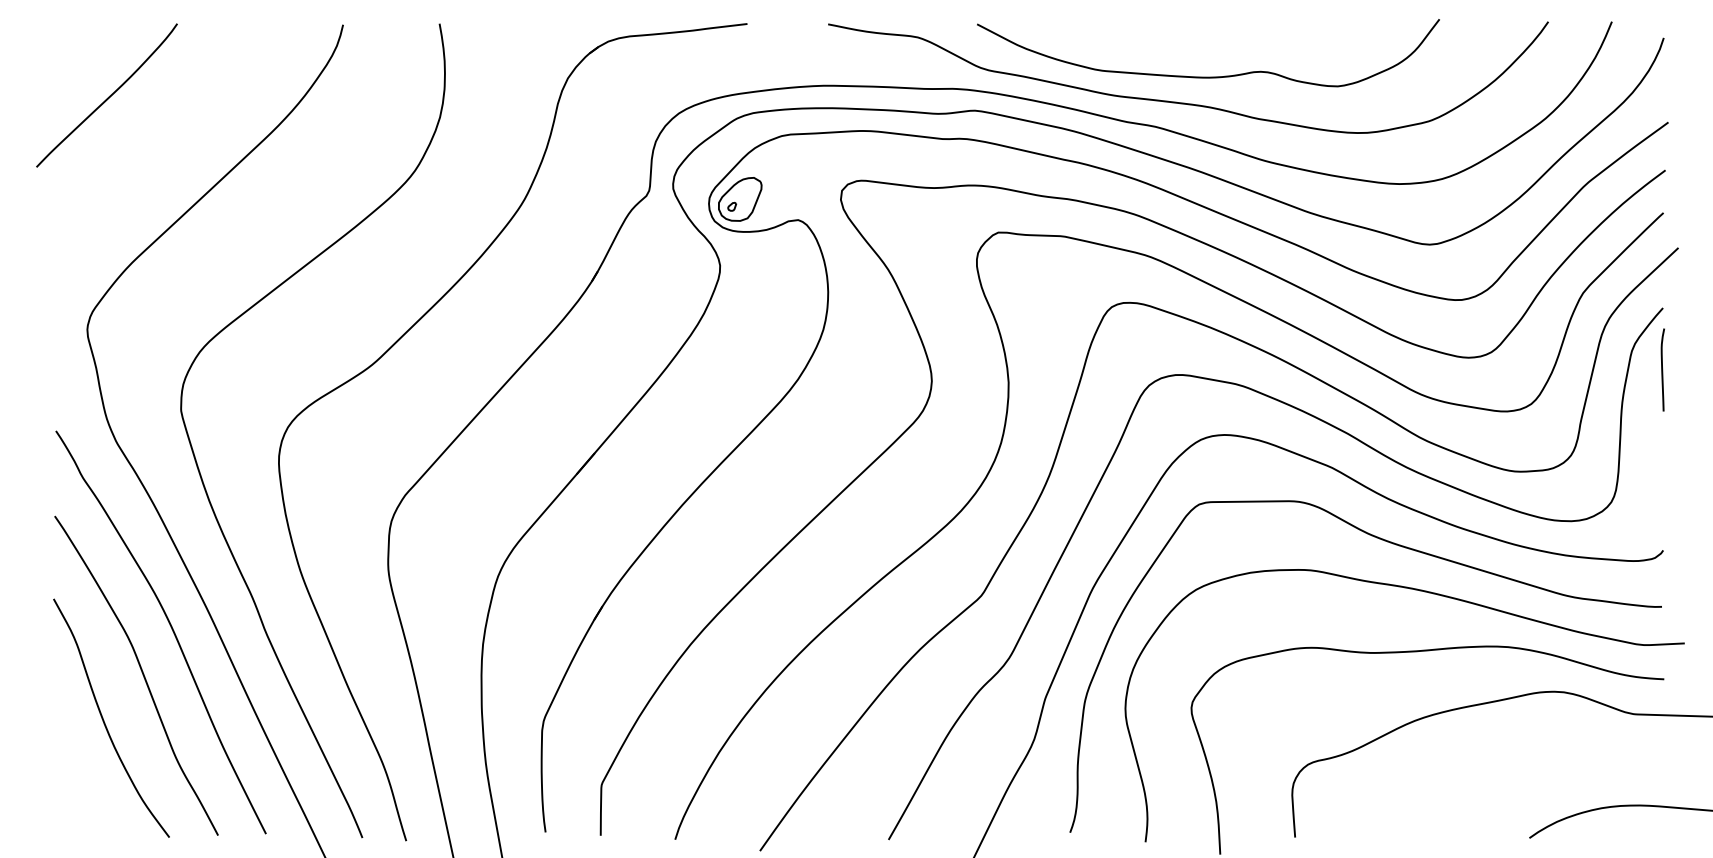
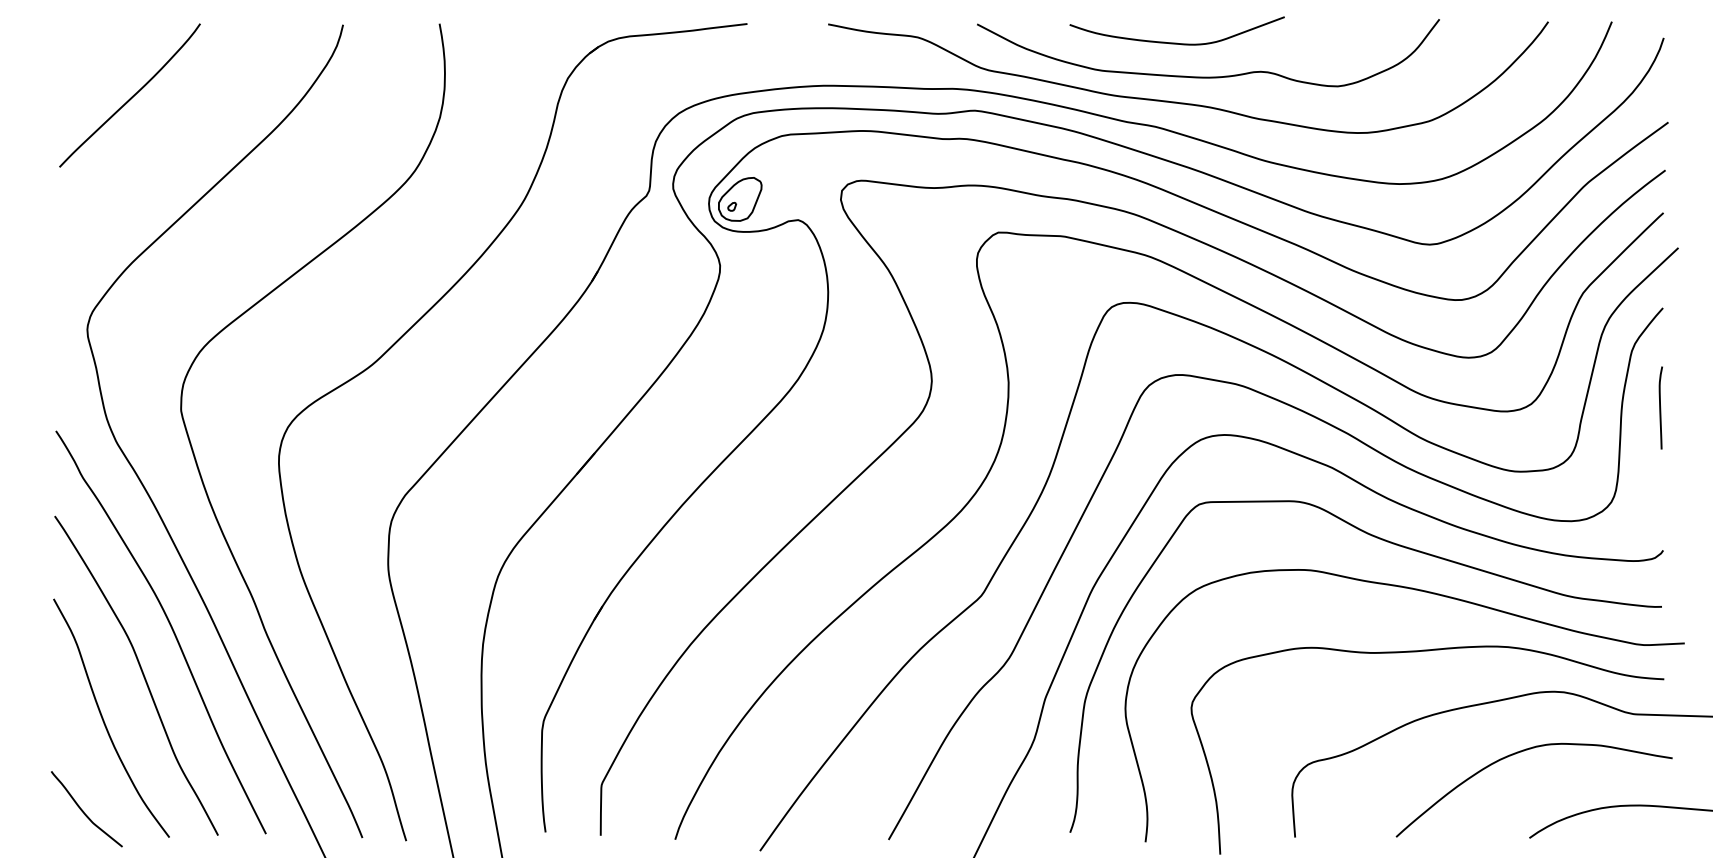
curve: none -> present (1176, 42)
curve position: (108, 96) -> (131, 96) (131, 96)
curve position: (1662, 369) -> (1660, 407) (1660, 407)
curve: none -> present (1521, 752)
curve: none -> present (84, 811)
